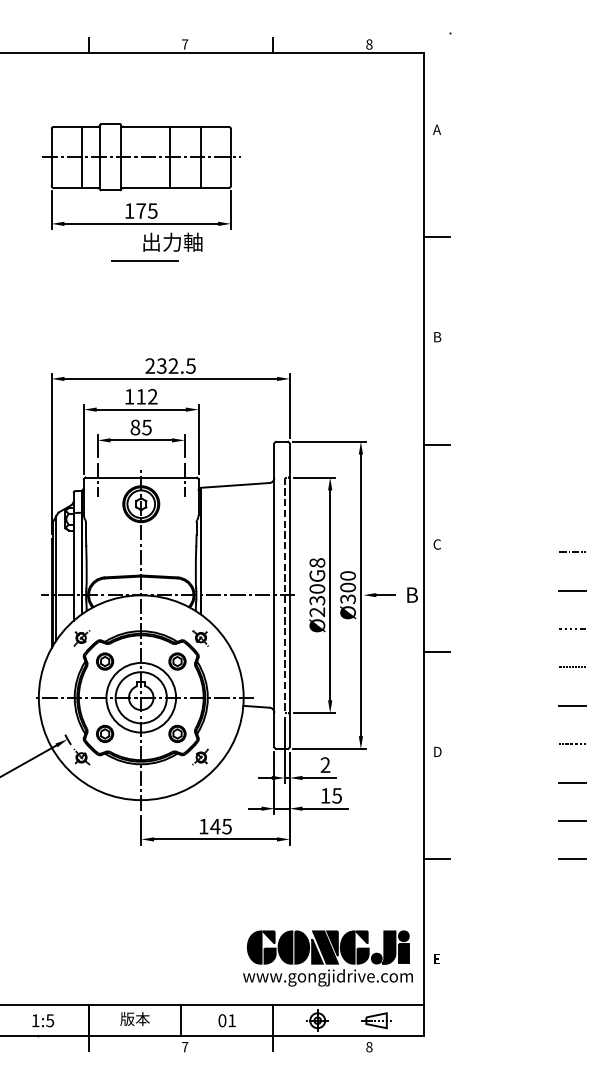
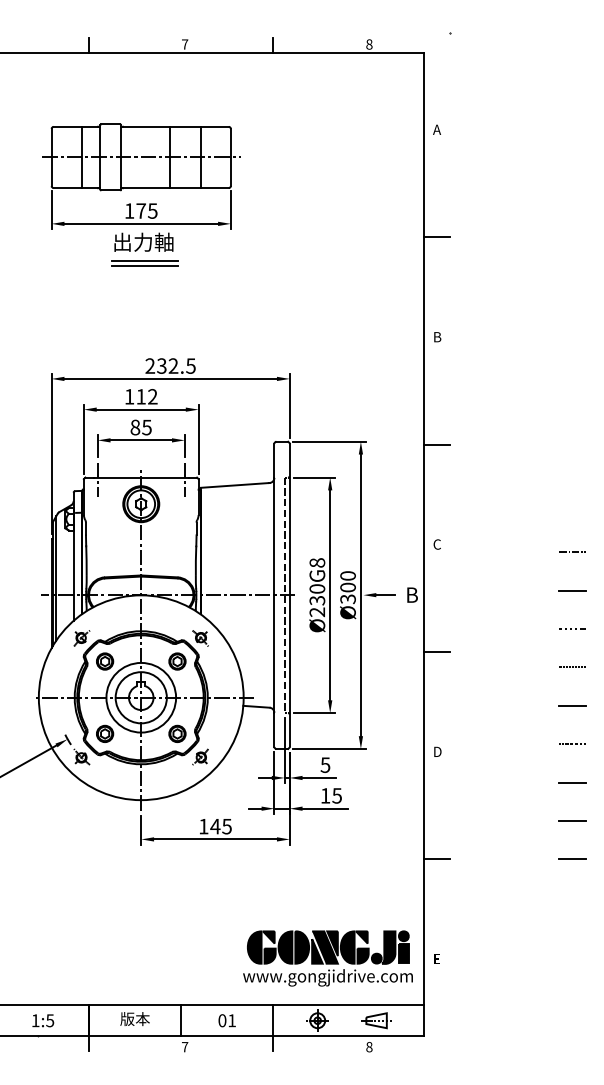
text position: (172, 241) -> (143, 241) (143, 241)
line: none -> present (144, 265)
text: 2 -> 5 (325, 765)
